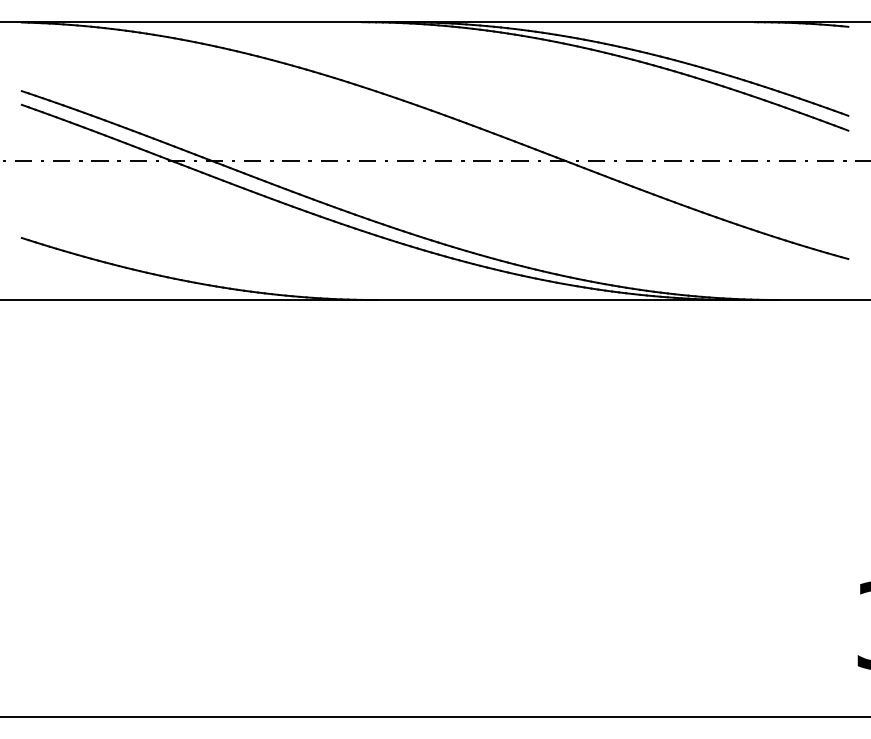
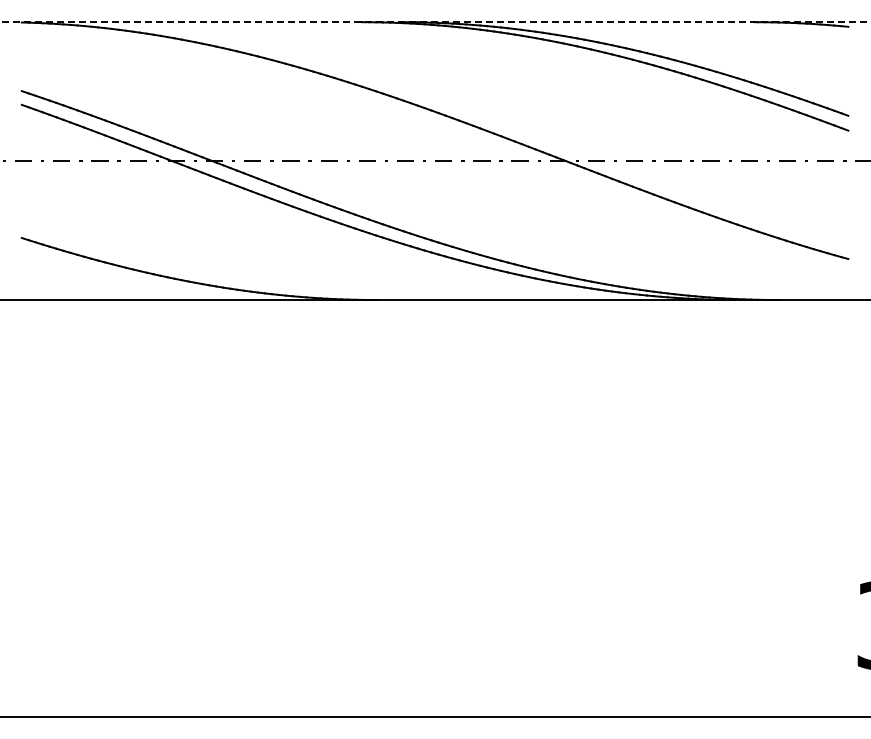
line: solid -> dashed (435, 22)
